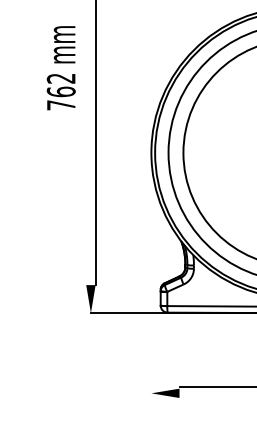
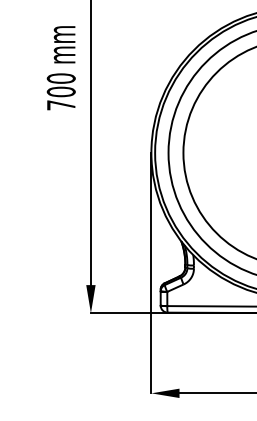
text: 762 -> 700 (60, 85)
line position: (95, 143) -> (90, 143) (90, 143)
line: none -> present (151, 273)
line position: (216, 387) -> (216, 393) (216, 393)
